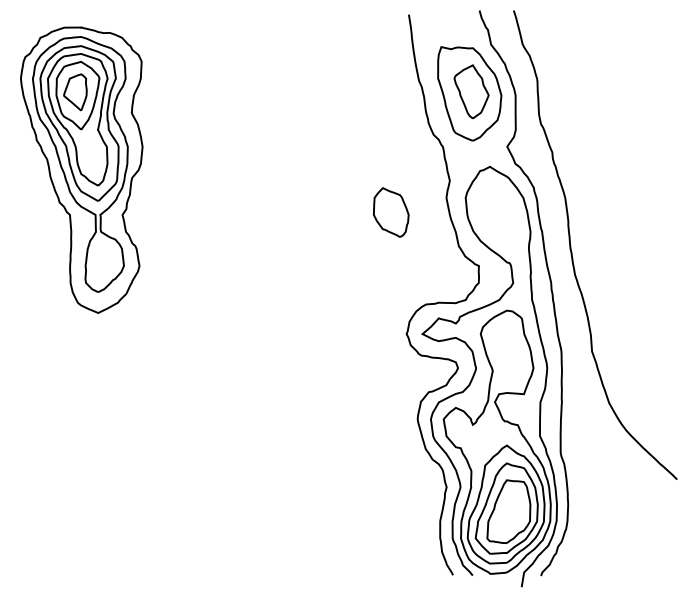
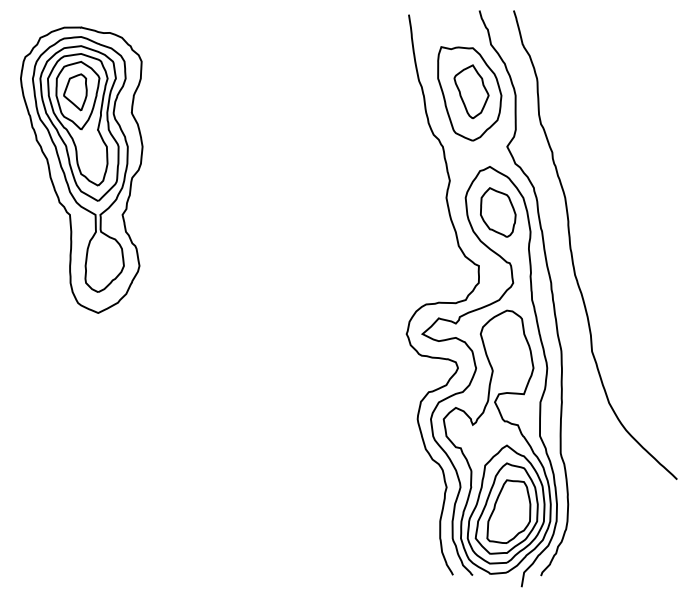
part position: (391, 212) -> (498, 212) (498, 212)
